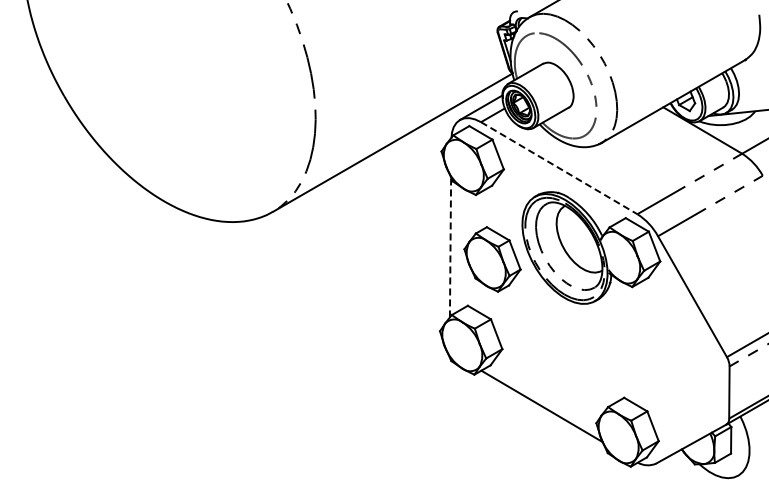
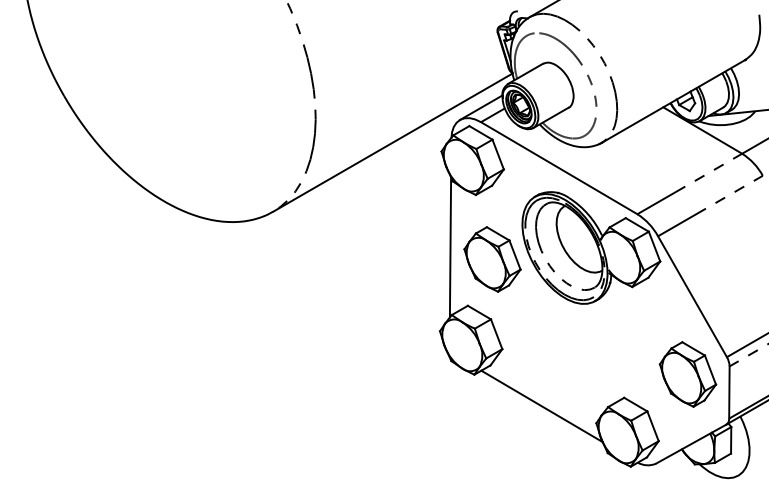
line: dashed -> solid (559, 168)
line: dashed -> solid (450, 246)
part: none -> present (687, 374)
